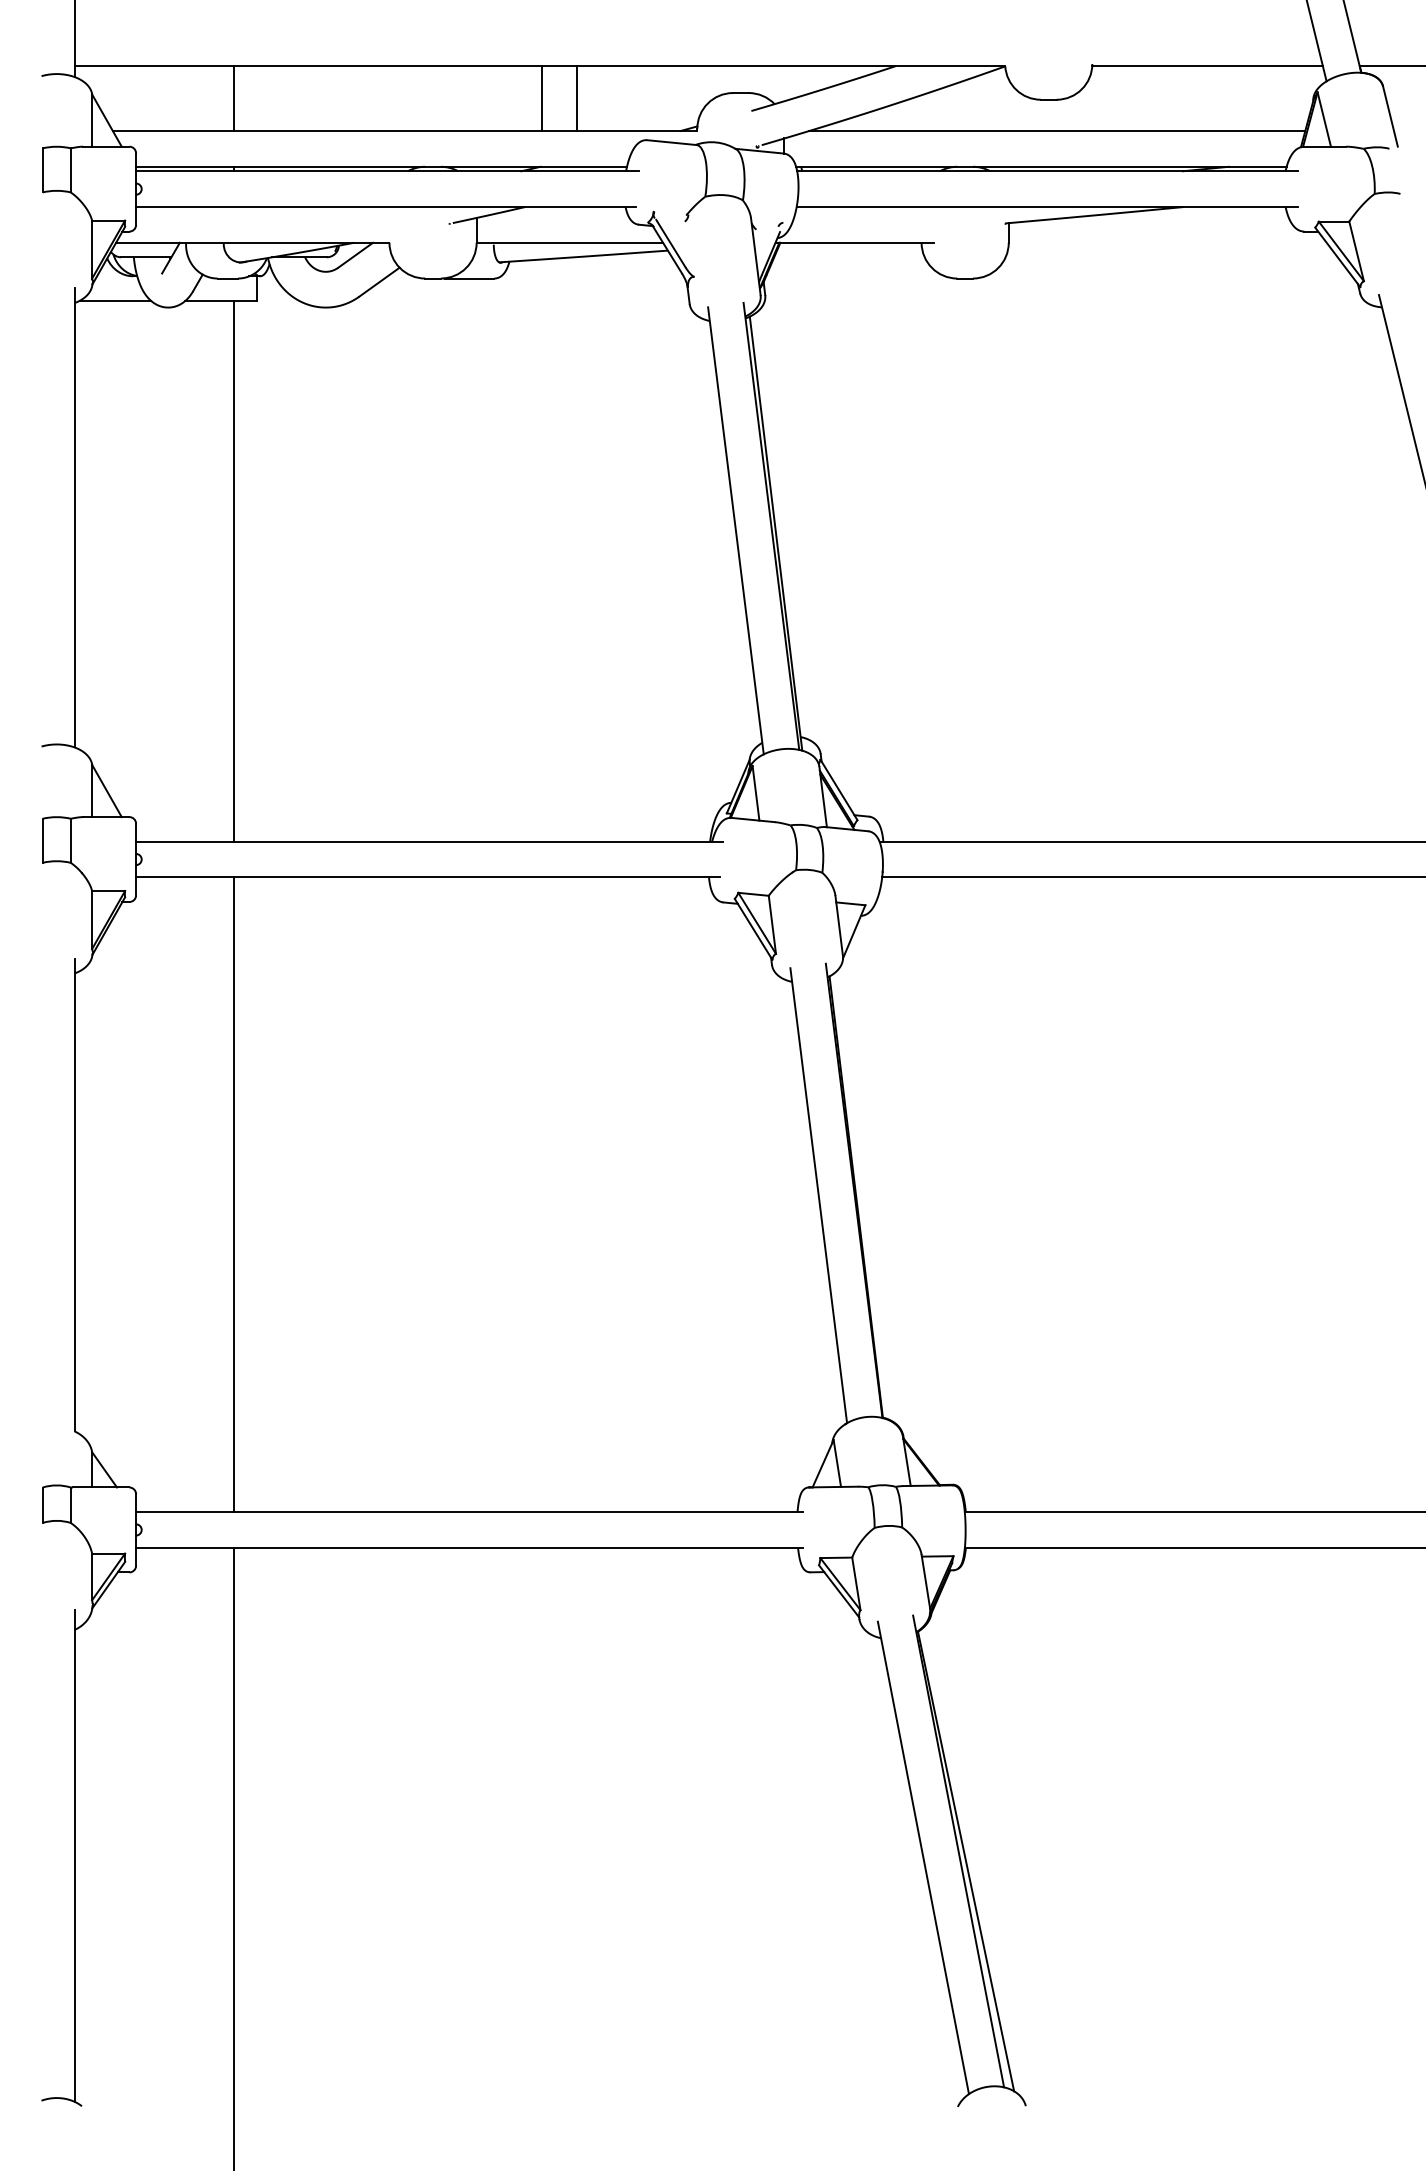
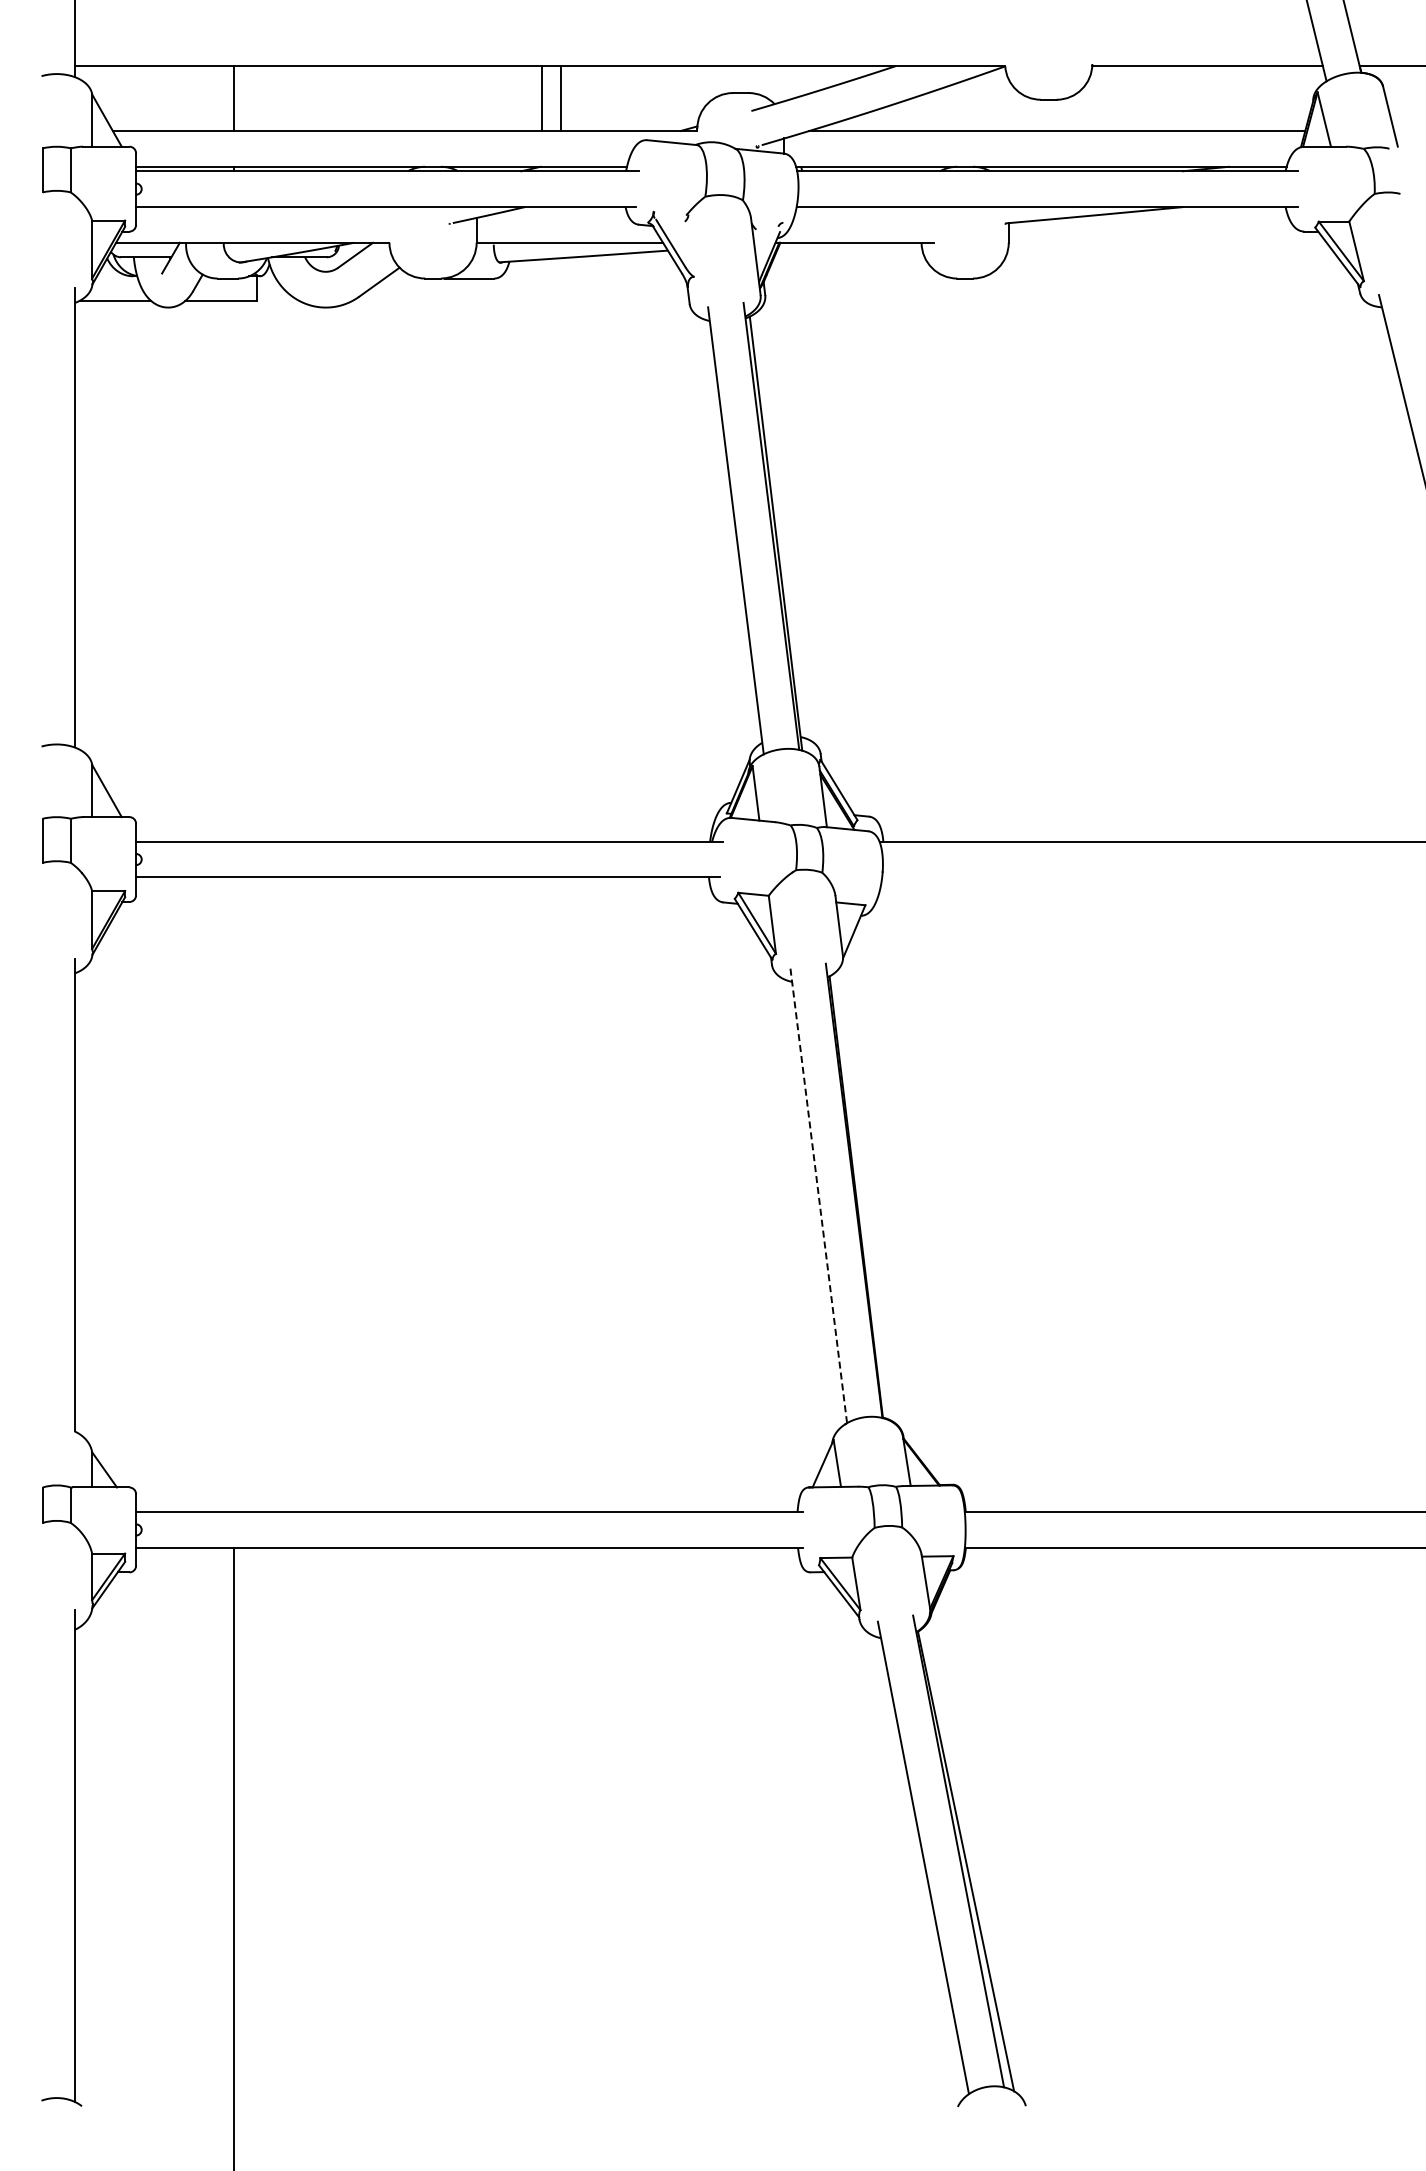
line position: (577, 98) -> (561, 98) (561, 98)
line: present -> none (234, 570)
line: present -> none (1152, 877)
line: present -> none (234, 1194)
line: solid -> dashed (818, 1195)
